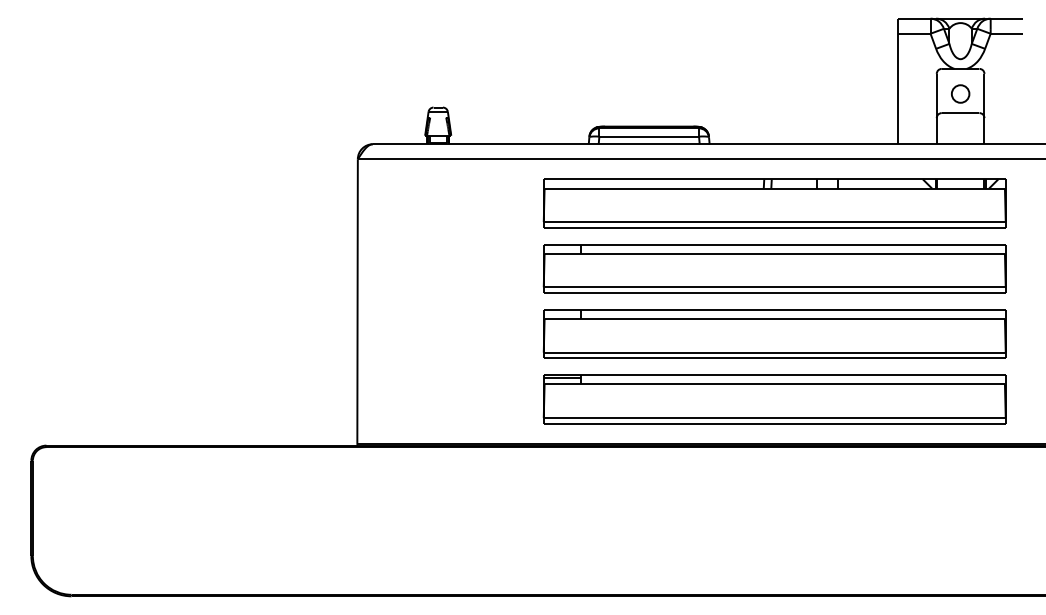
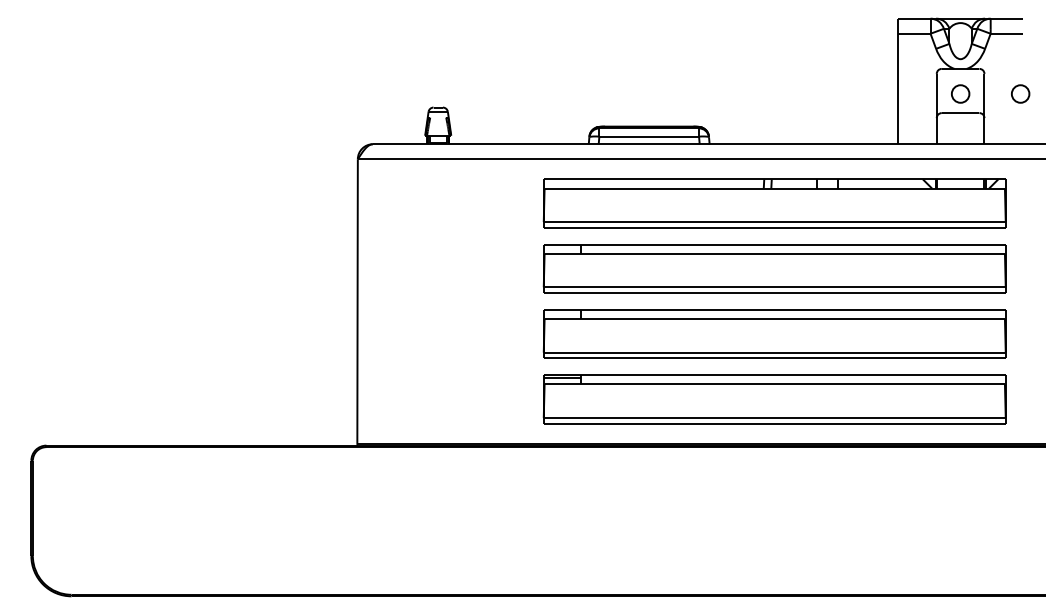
part: none -> present (1020, 93)
